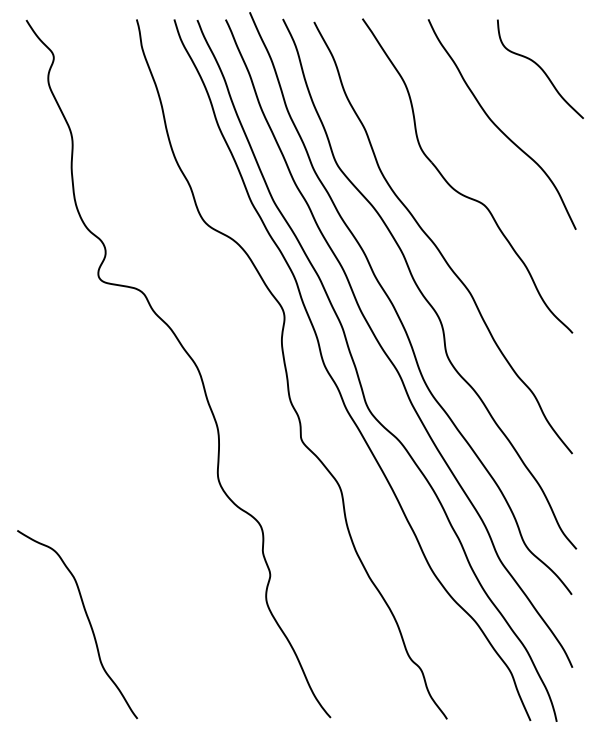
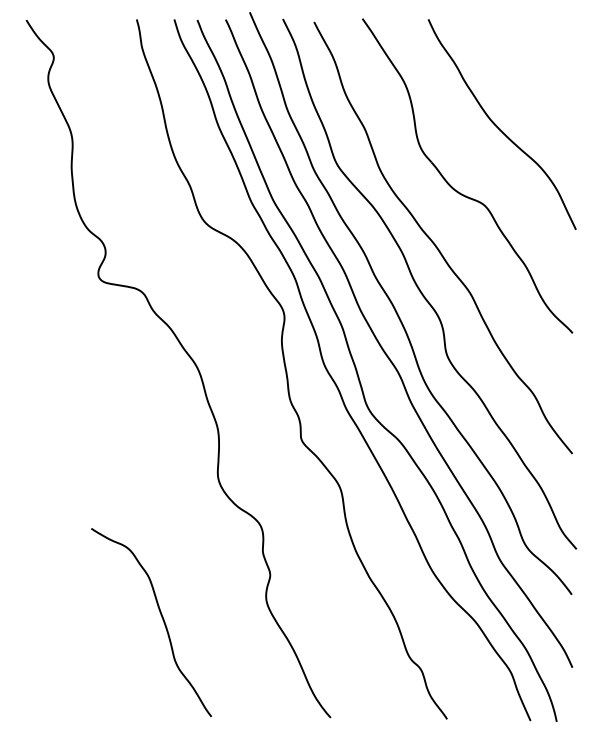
curve: present -> none (540, 68)
curve position: (87, 619) -> (161, 617) (161, 617)
